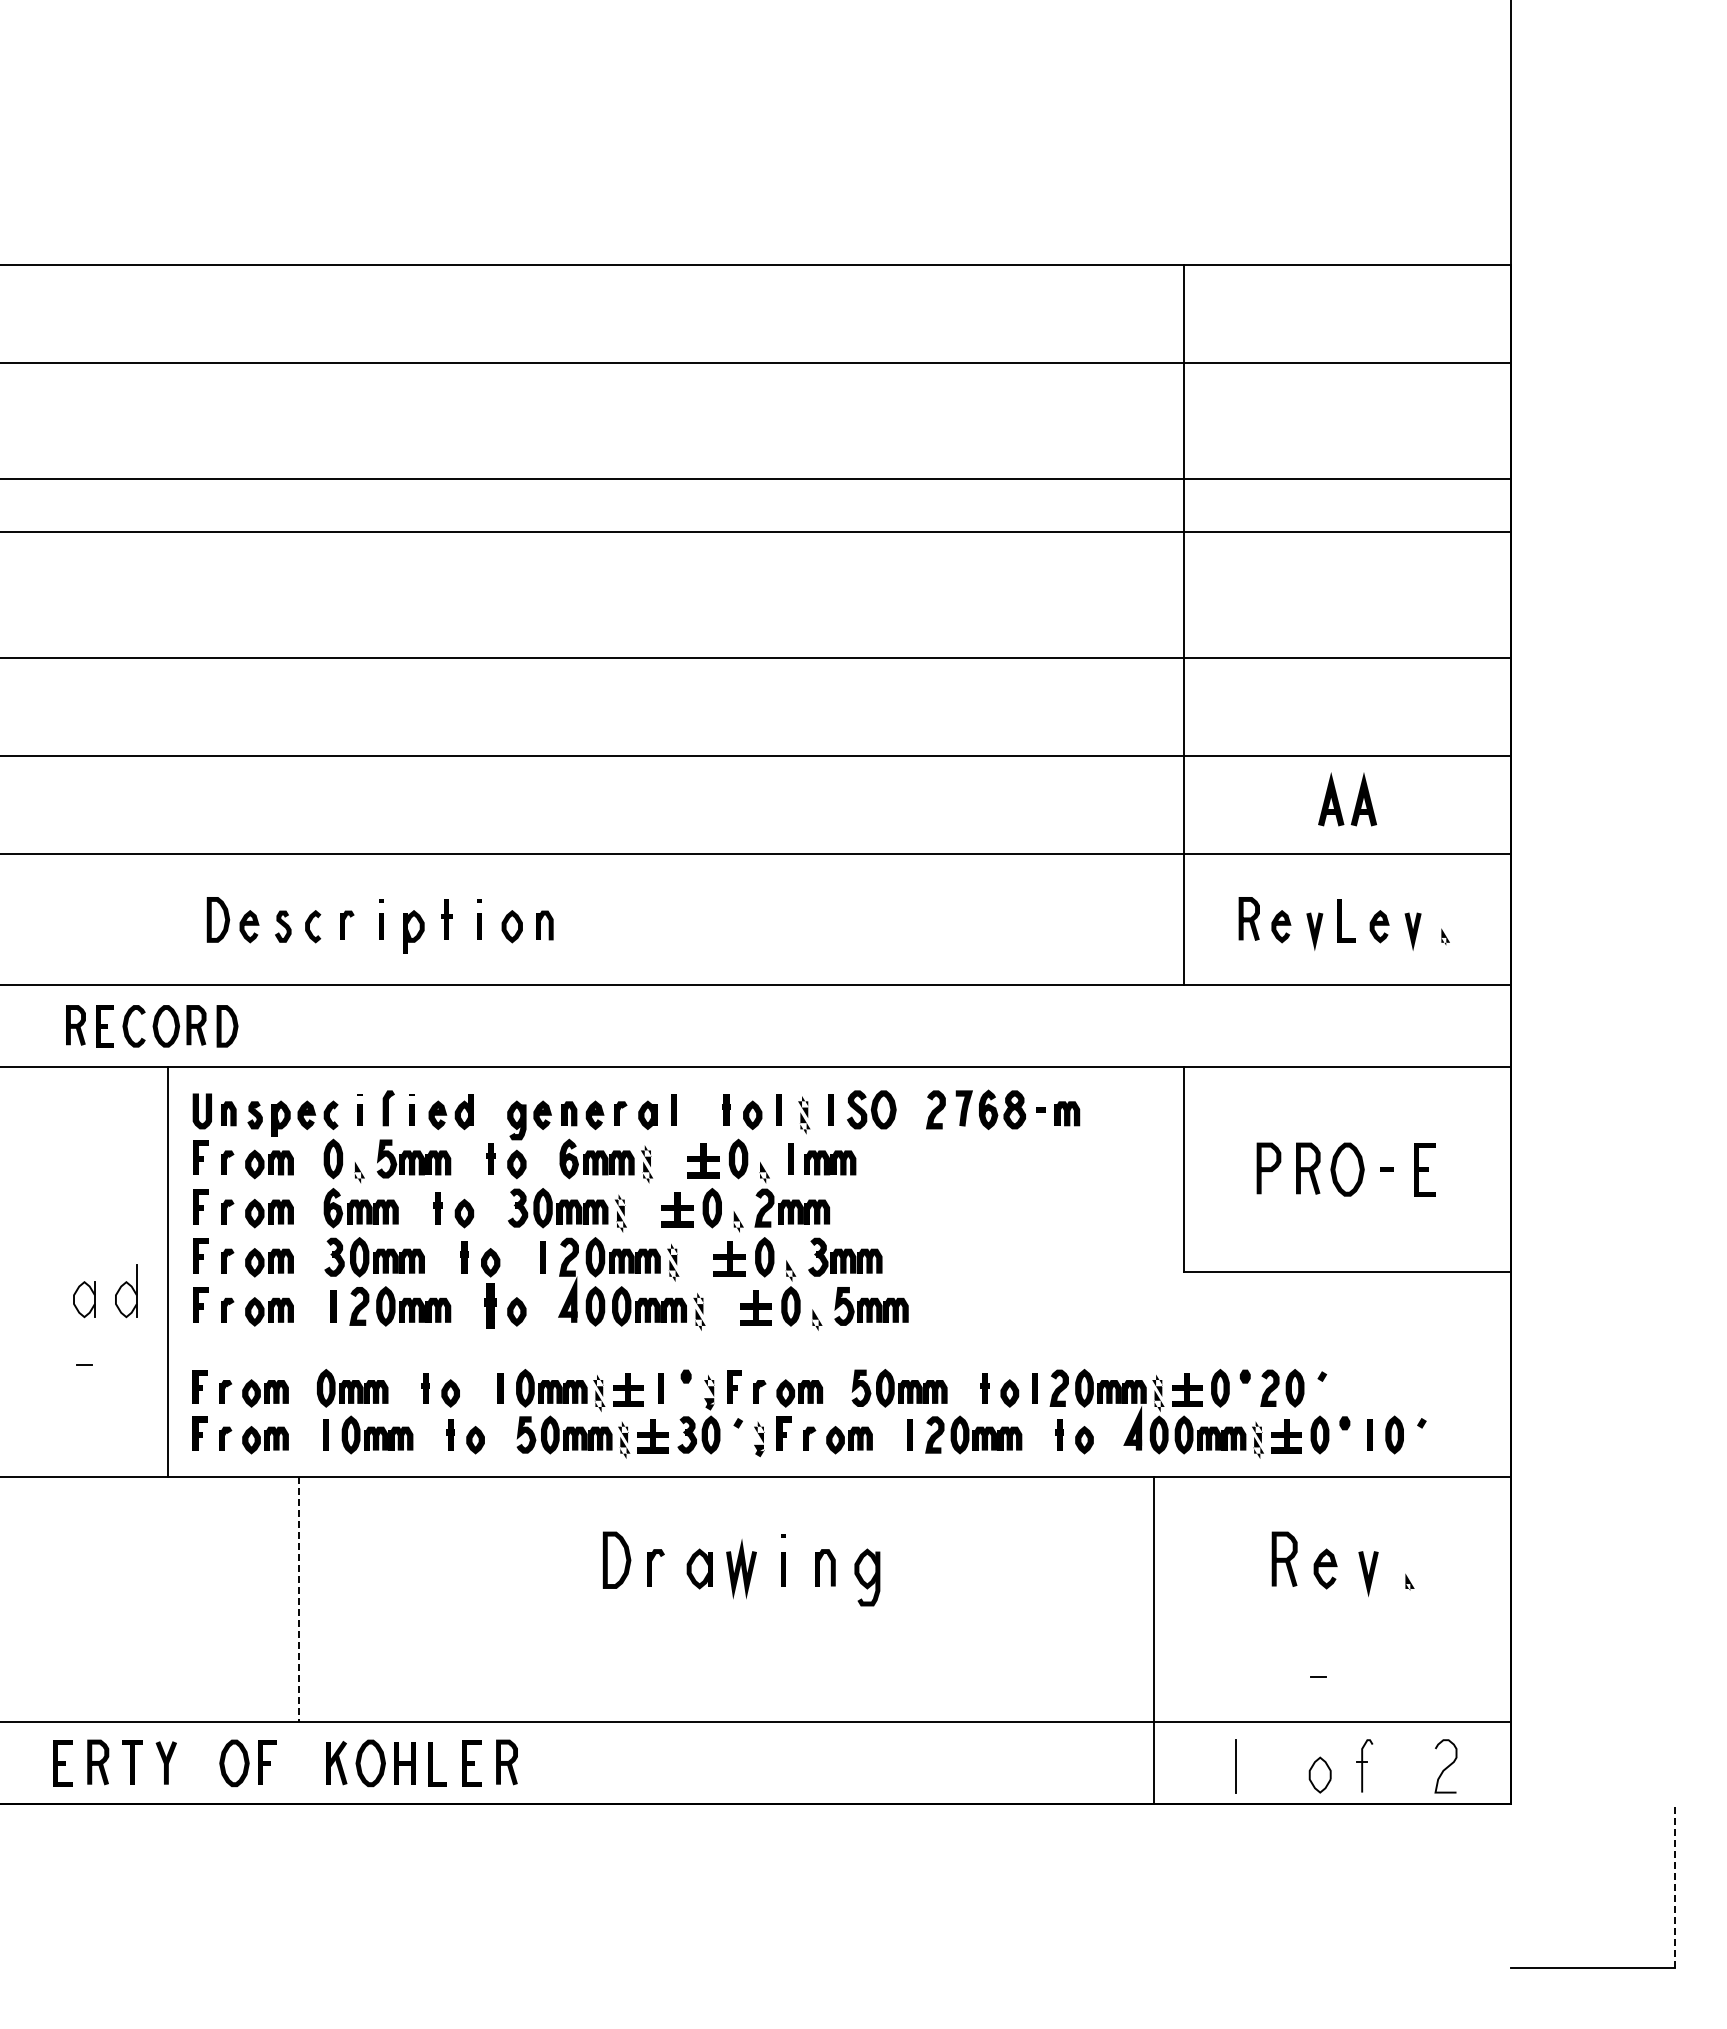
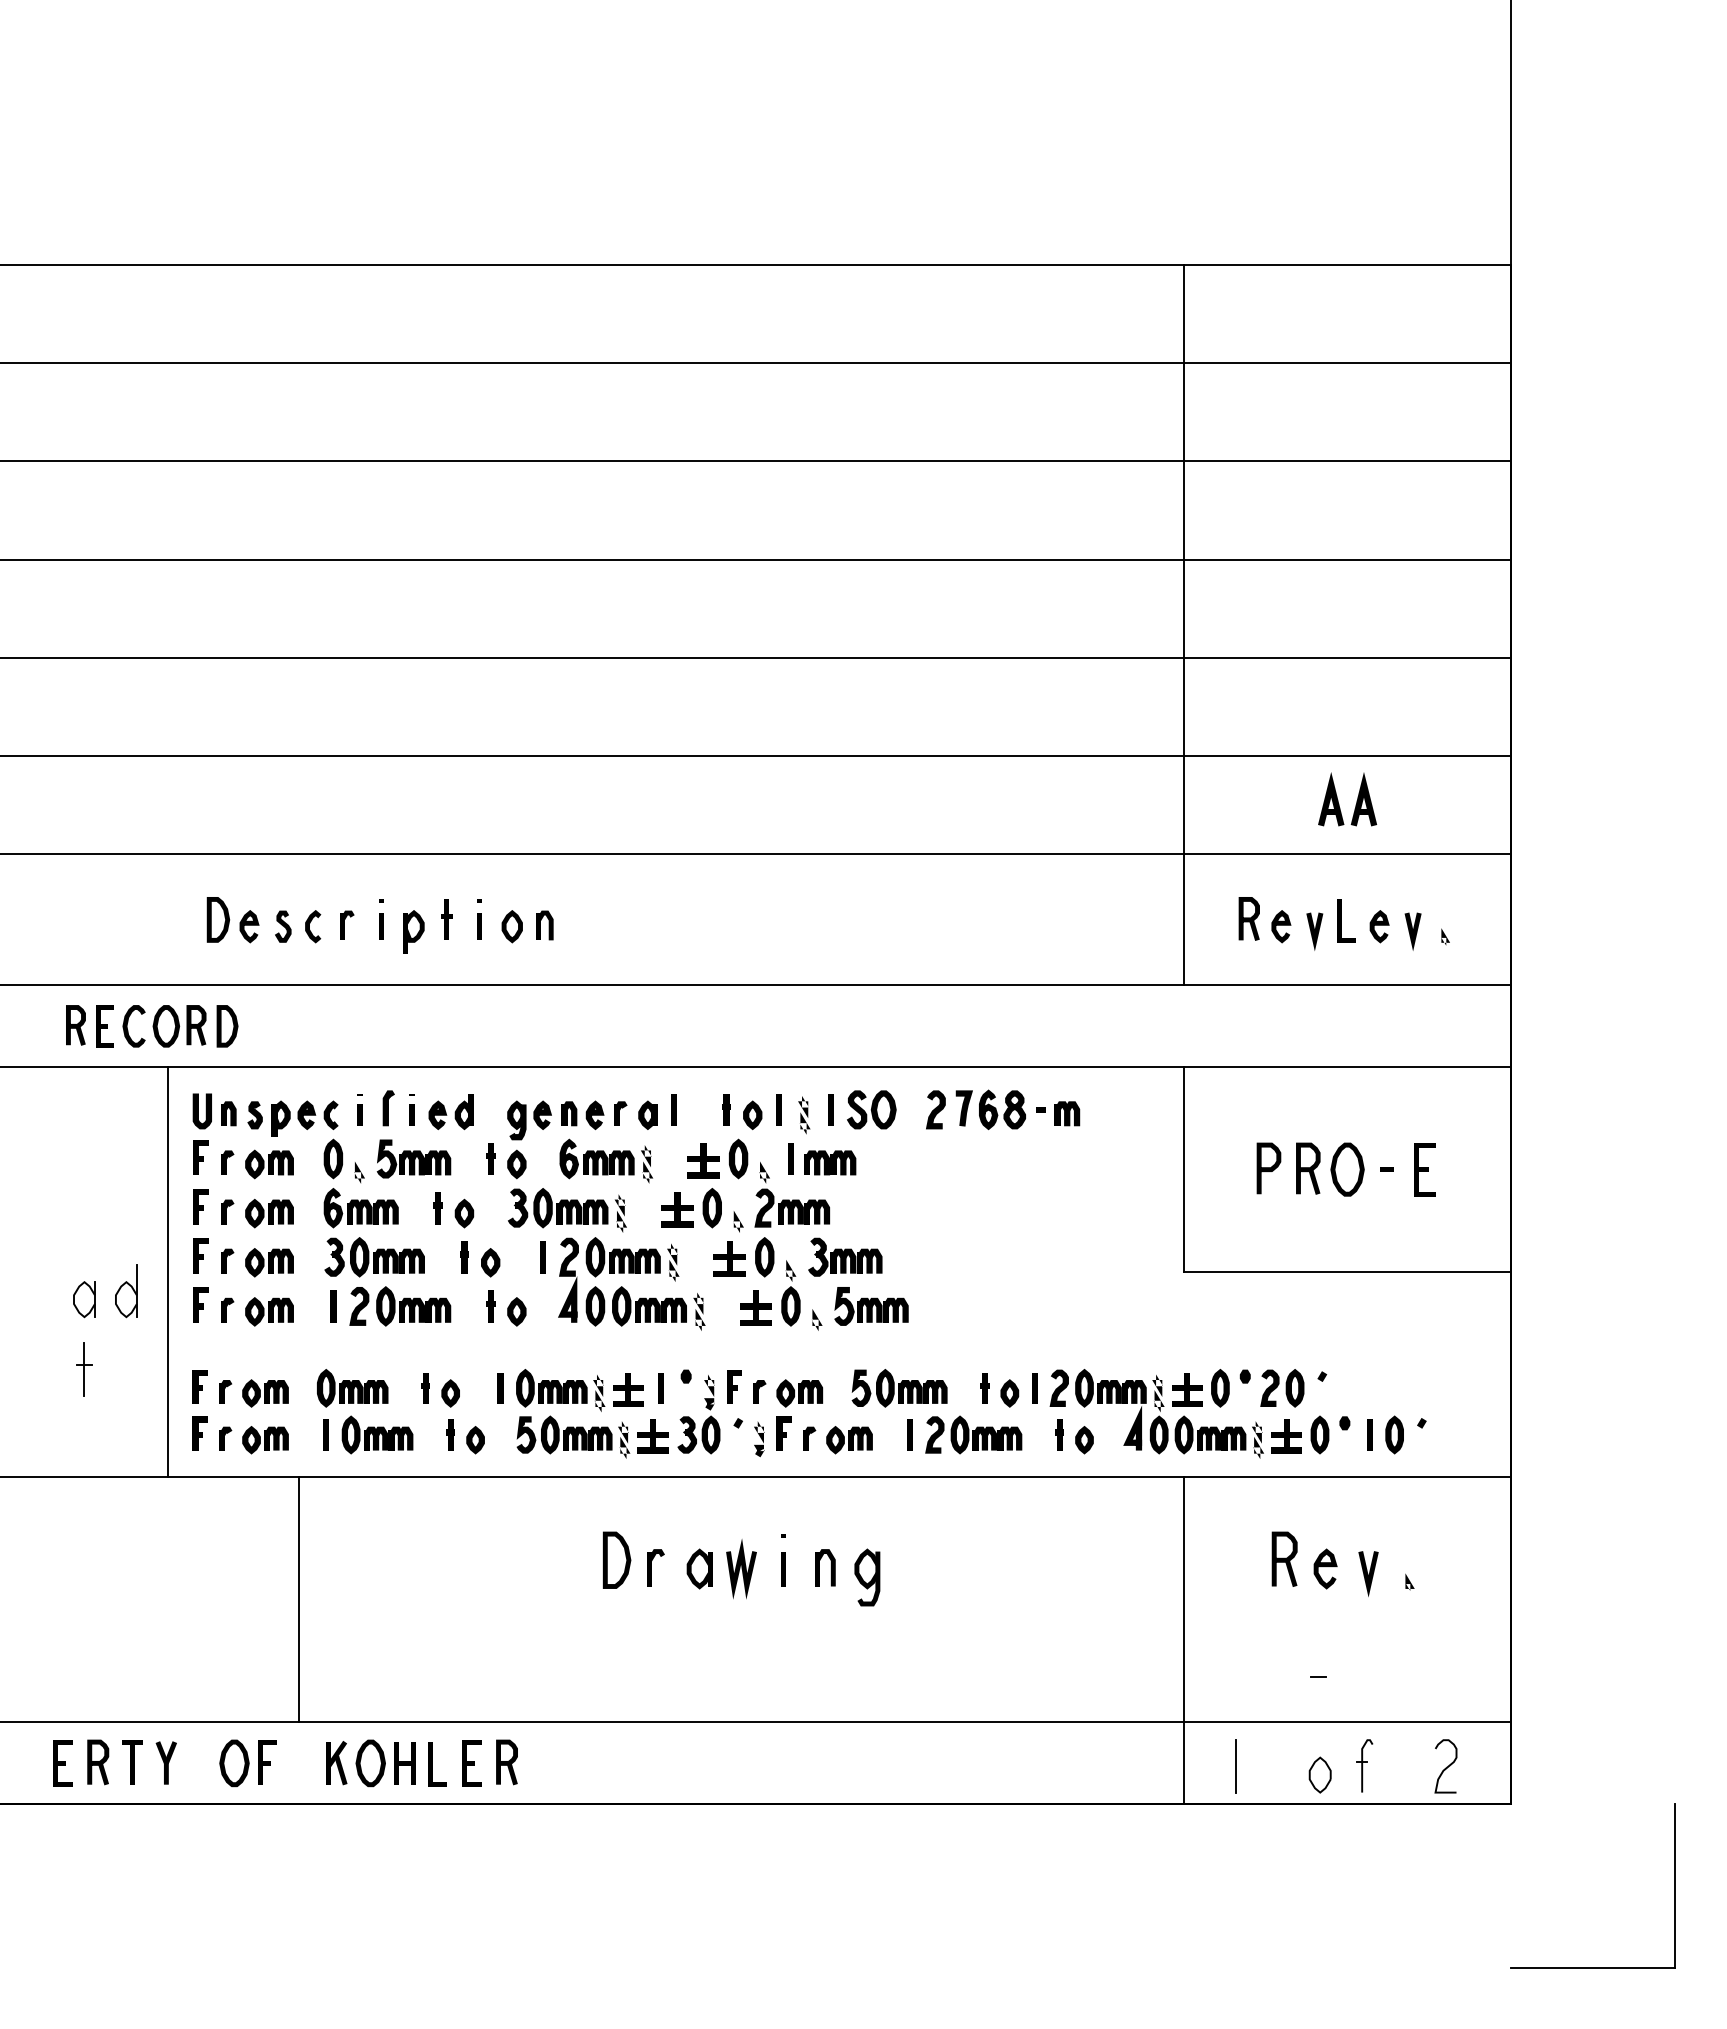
line position: (756, 479) -> (756, 461) (756, 461)
line position: (756, 531) -> (756, 559) (756, 559)
part size: 13x46 px -> 10x33 px (490, 1306)
line: none -> present (84, 1369)
line: dashed -> solid (299, 1599)
line position: (1153, 1640) -> (1183, 1640) (1183, 1640)
line: dashed -> solid (1675, 1886)
